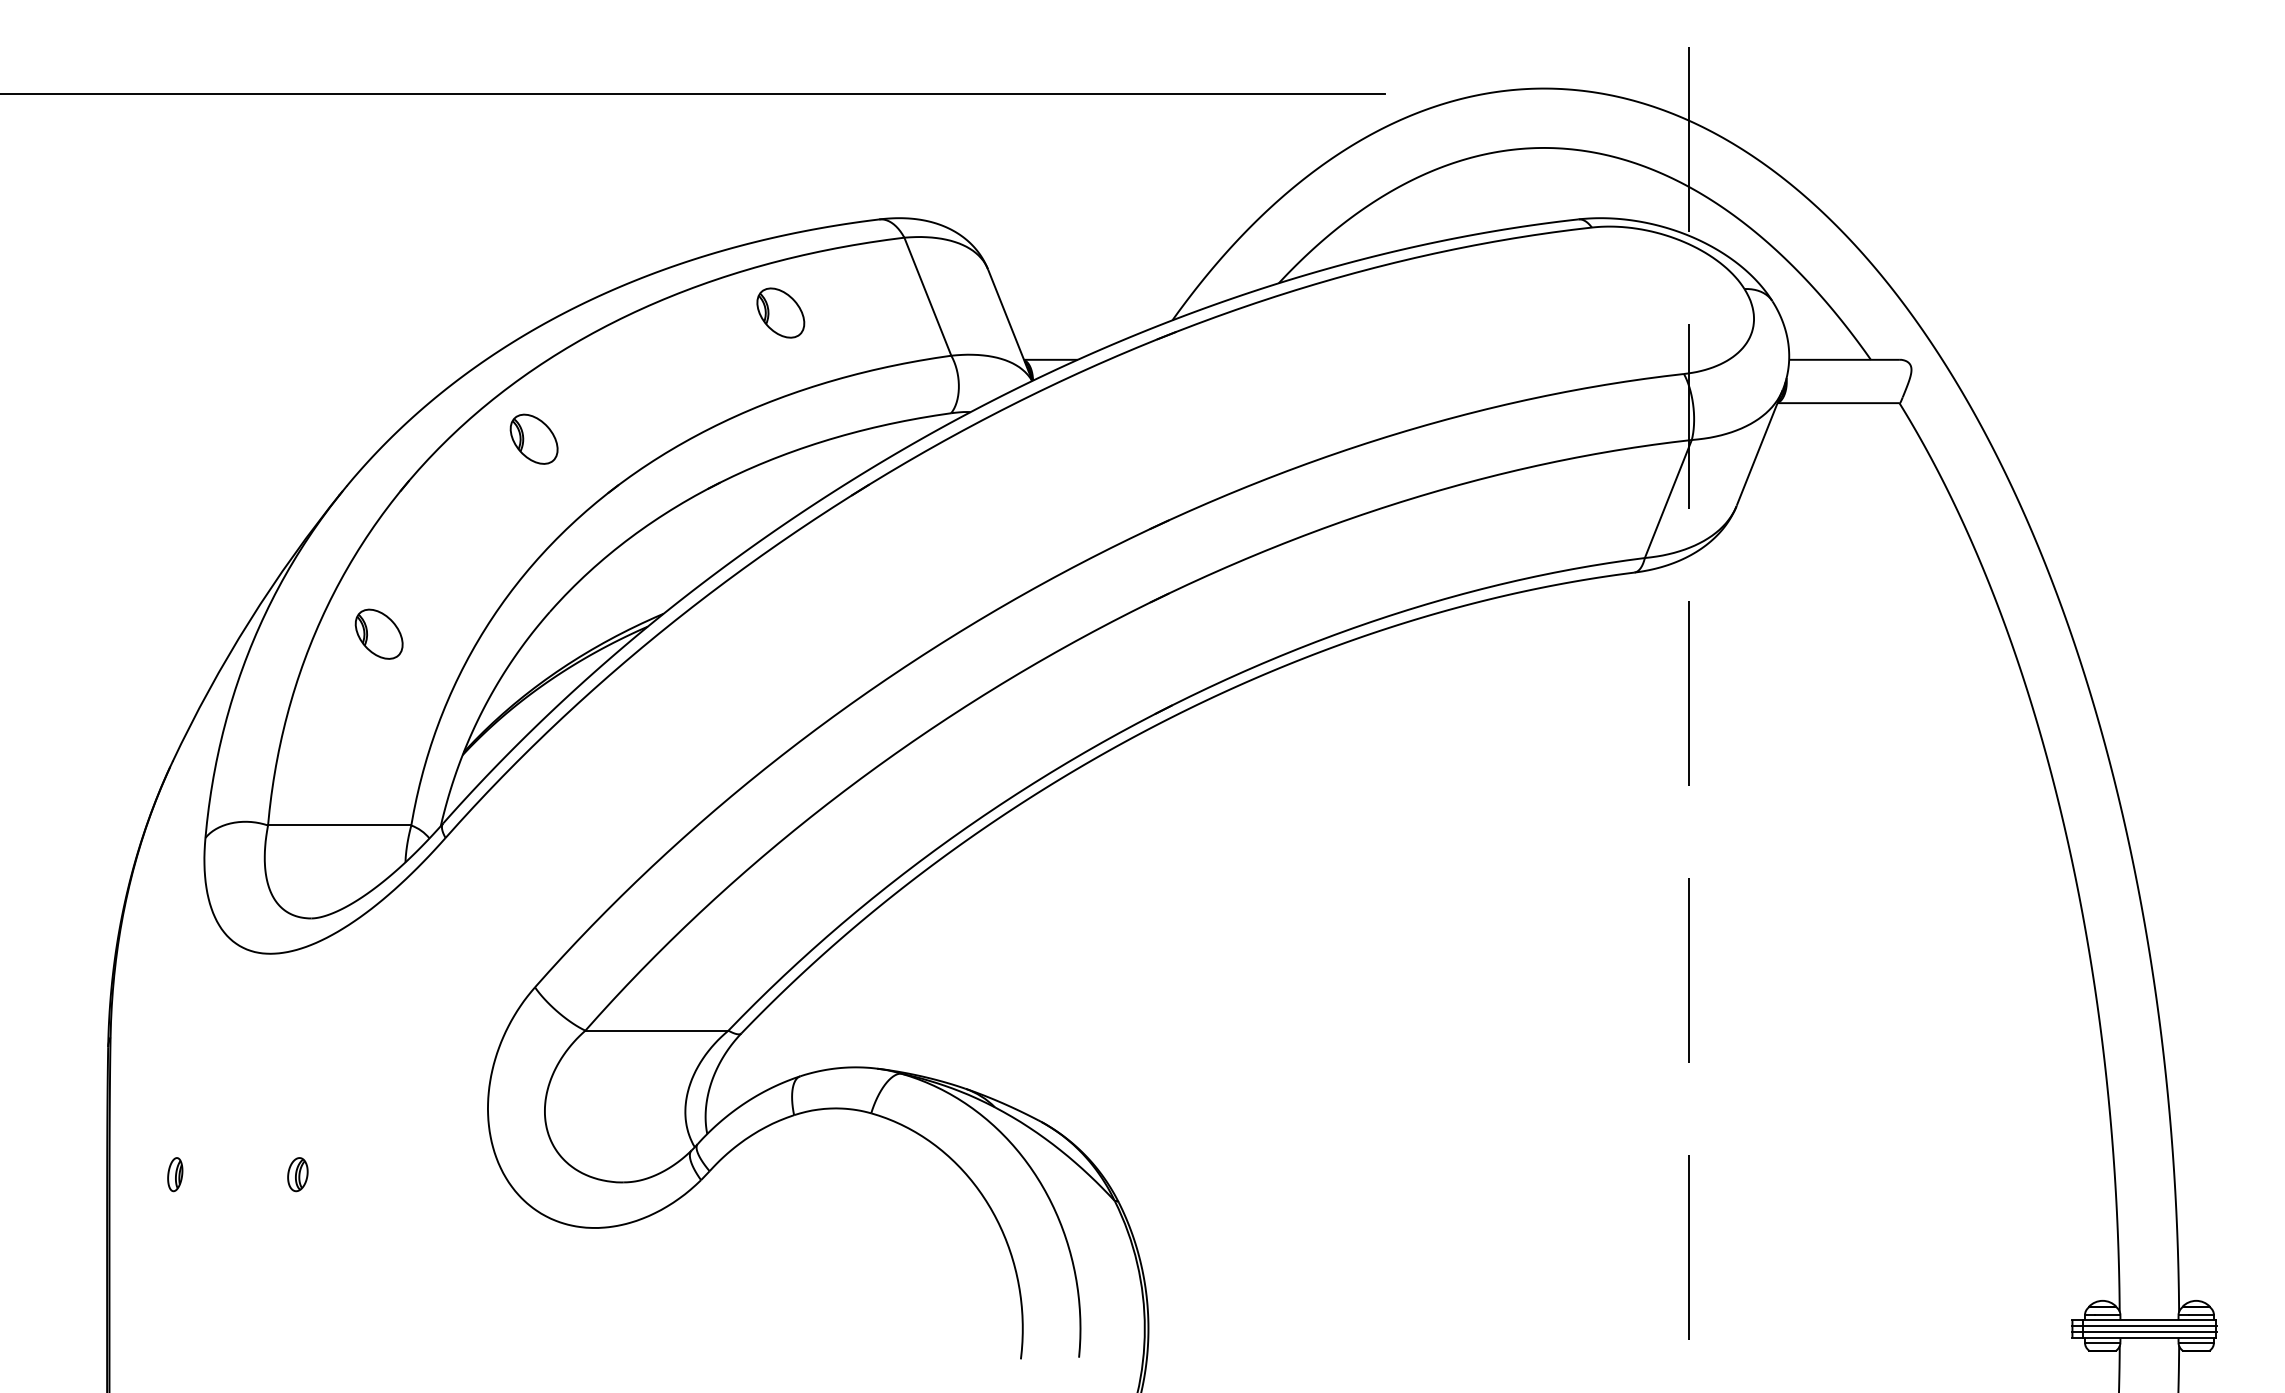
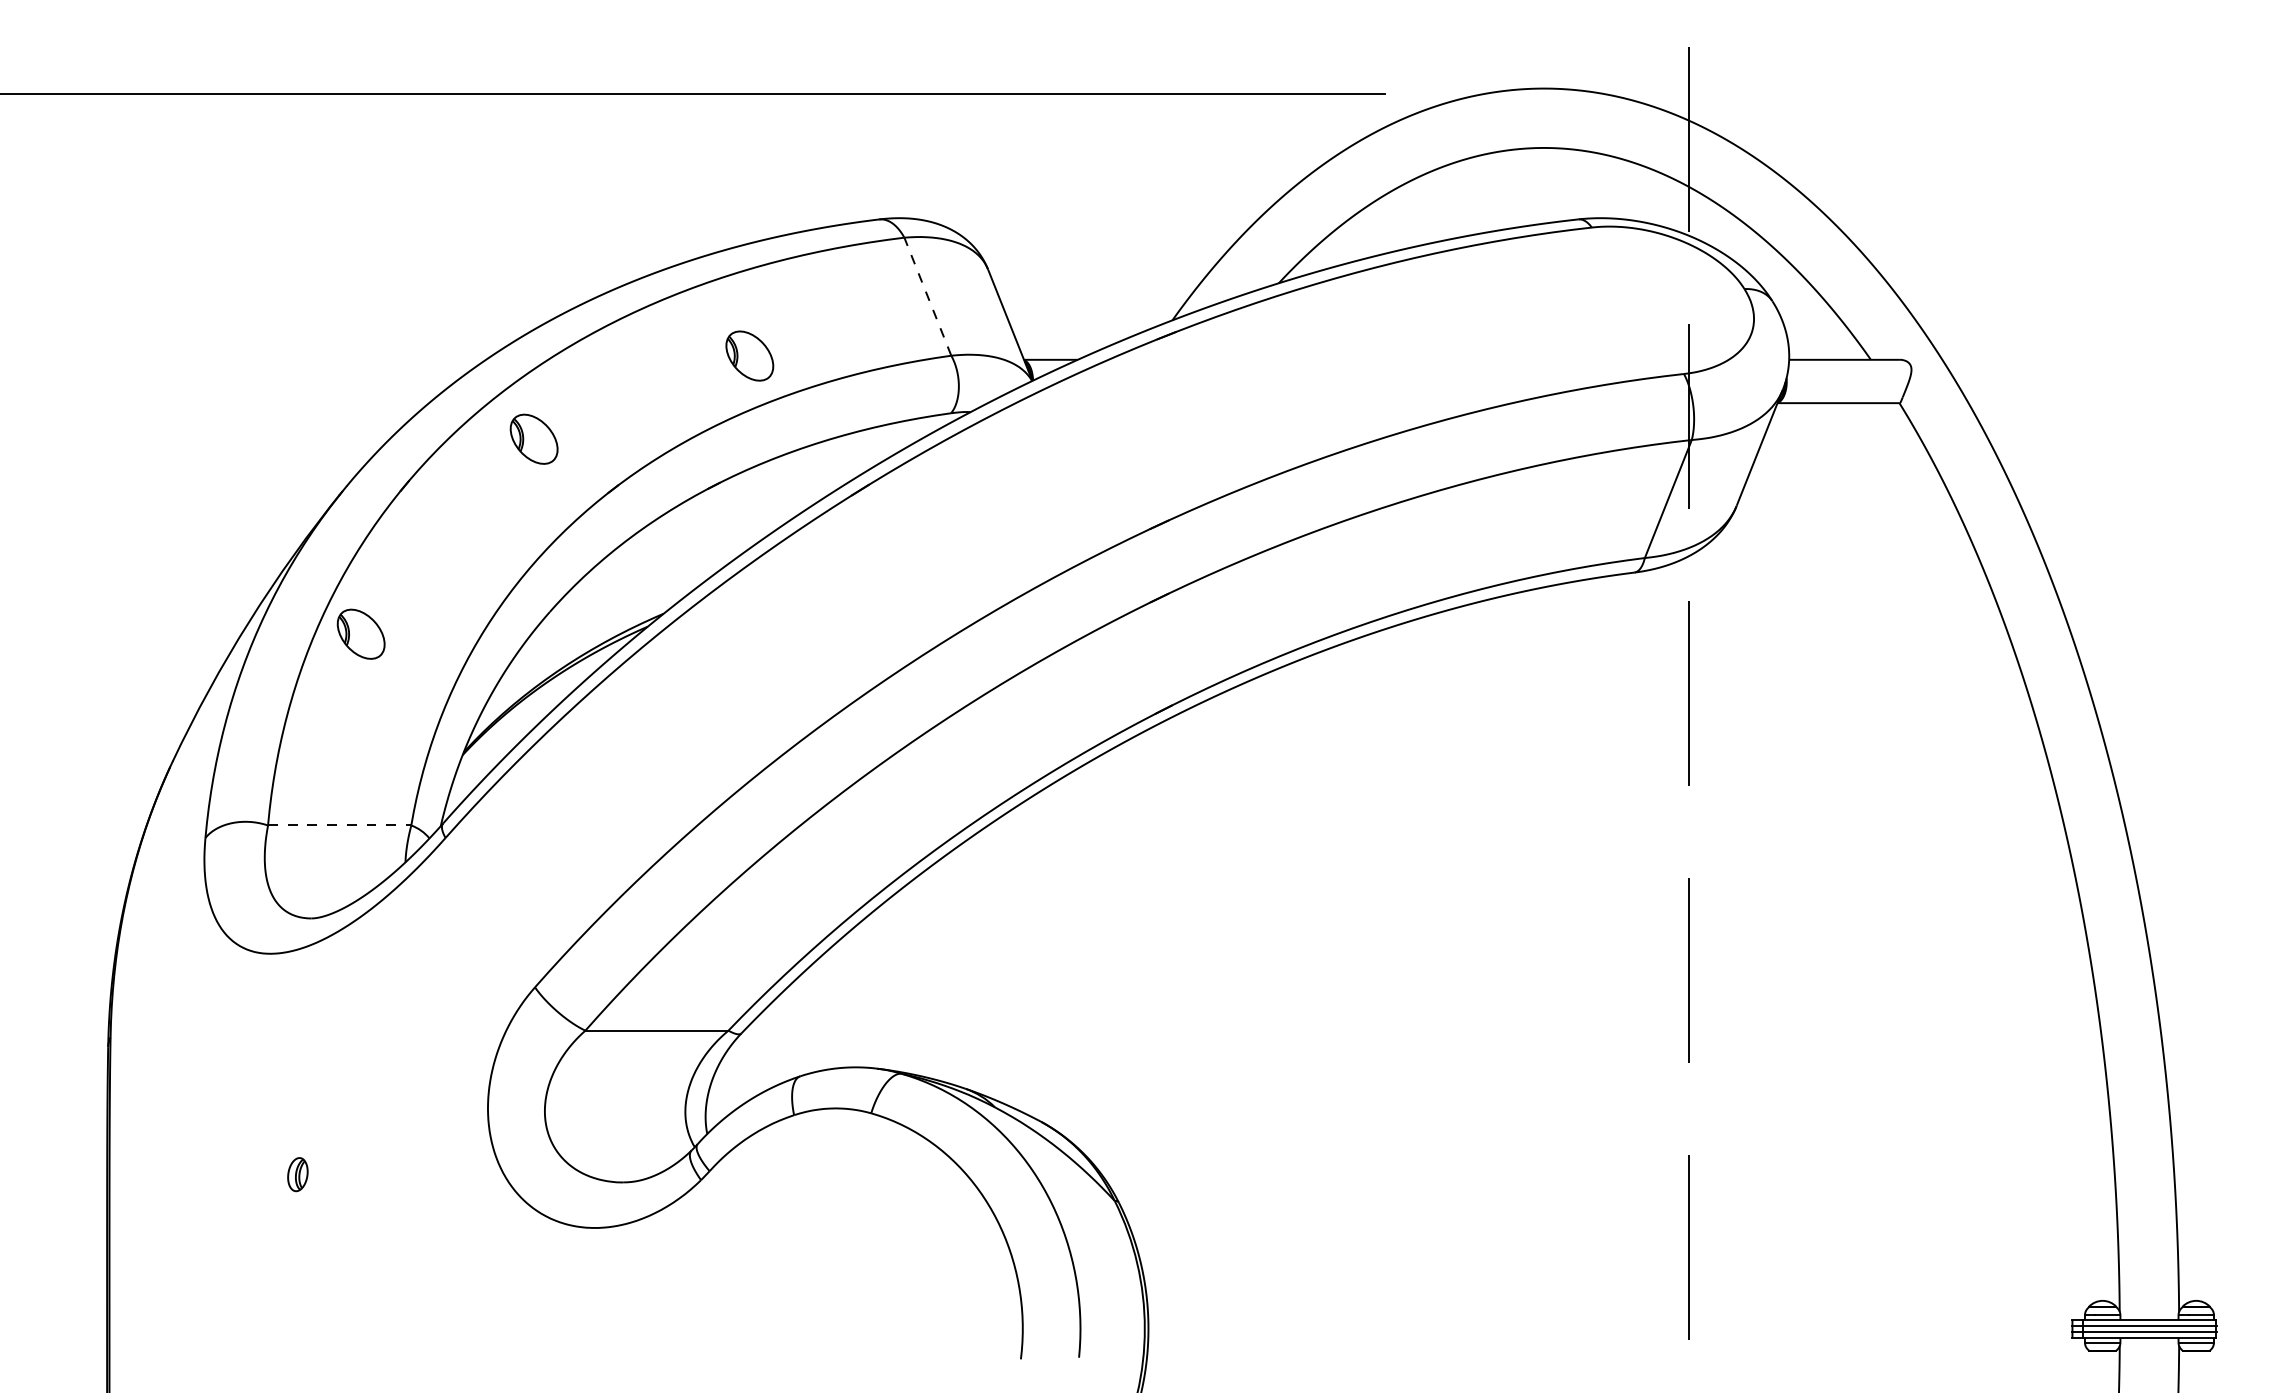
line: solid -> dashed (927, 296)
part position: (780, 312) -> (749, 355) (749, 355)
part position: (378, 633) -> (360, 633) (360, 633)
line: solid -> dashed (339, 825)
part: present -> none (175, 1174)
